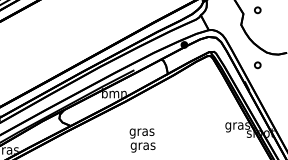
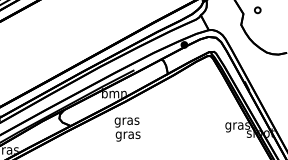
part: present -> none (257, 65)
text position: (142, 140) -> (127, 129) (127, 129)
